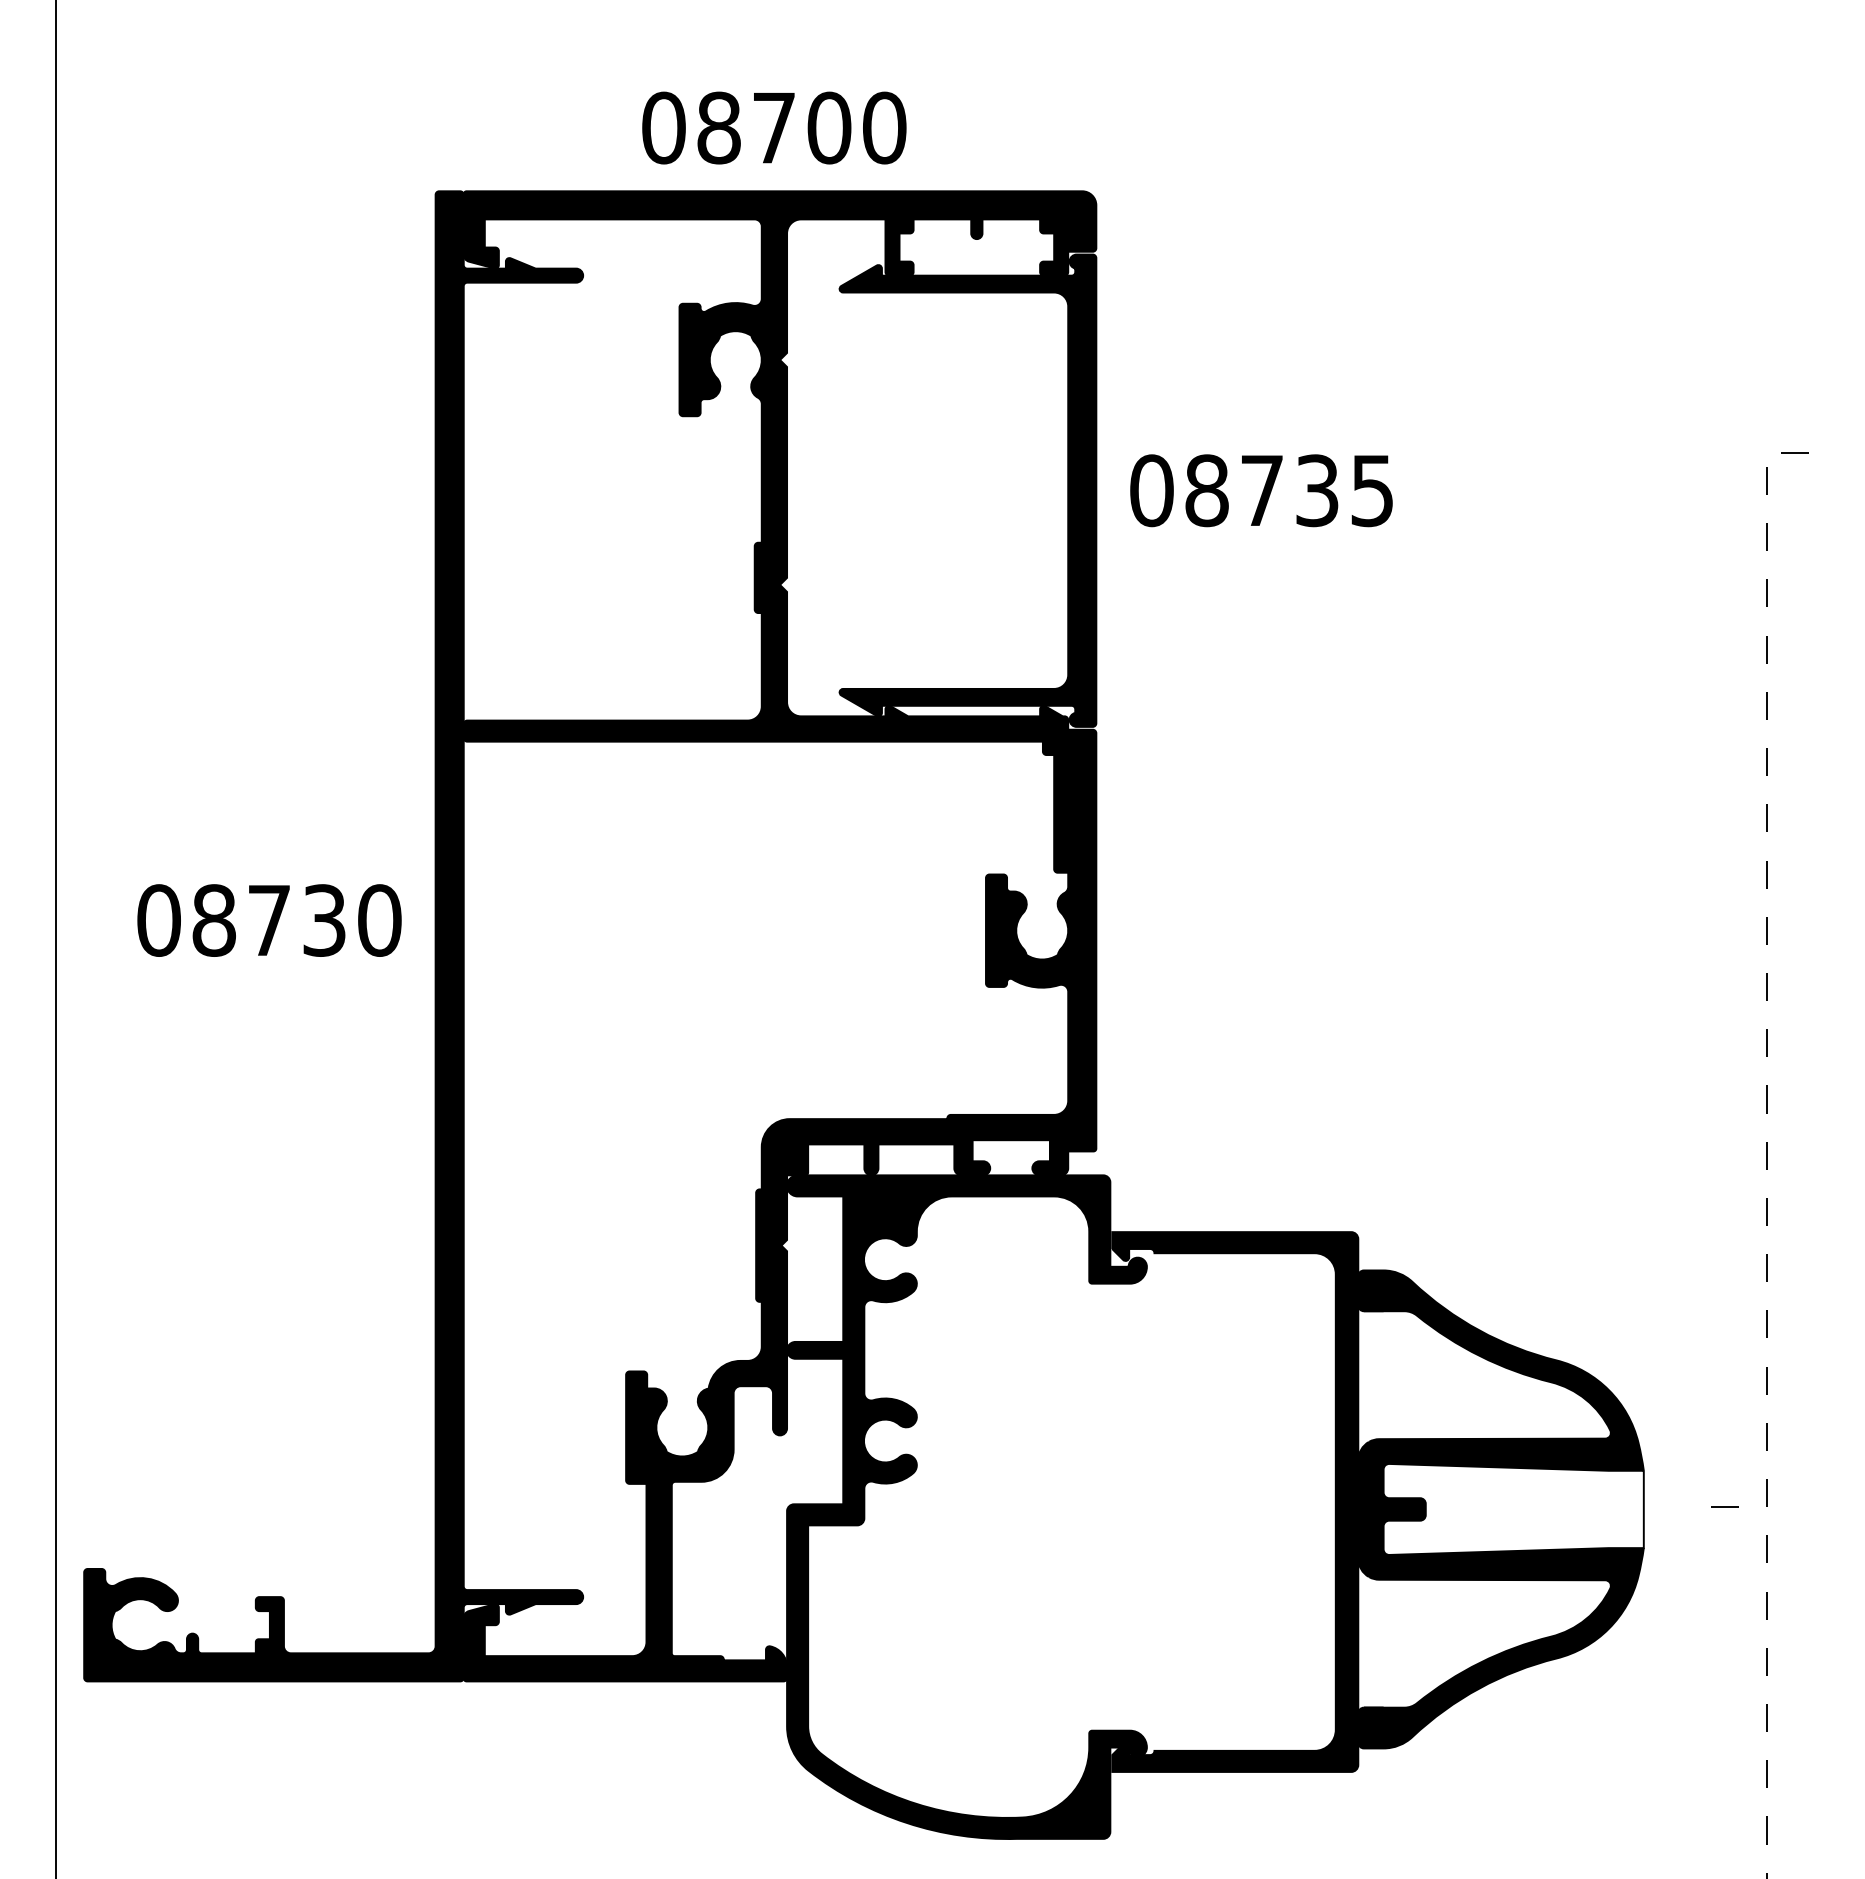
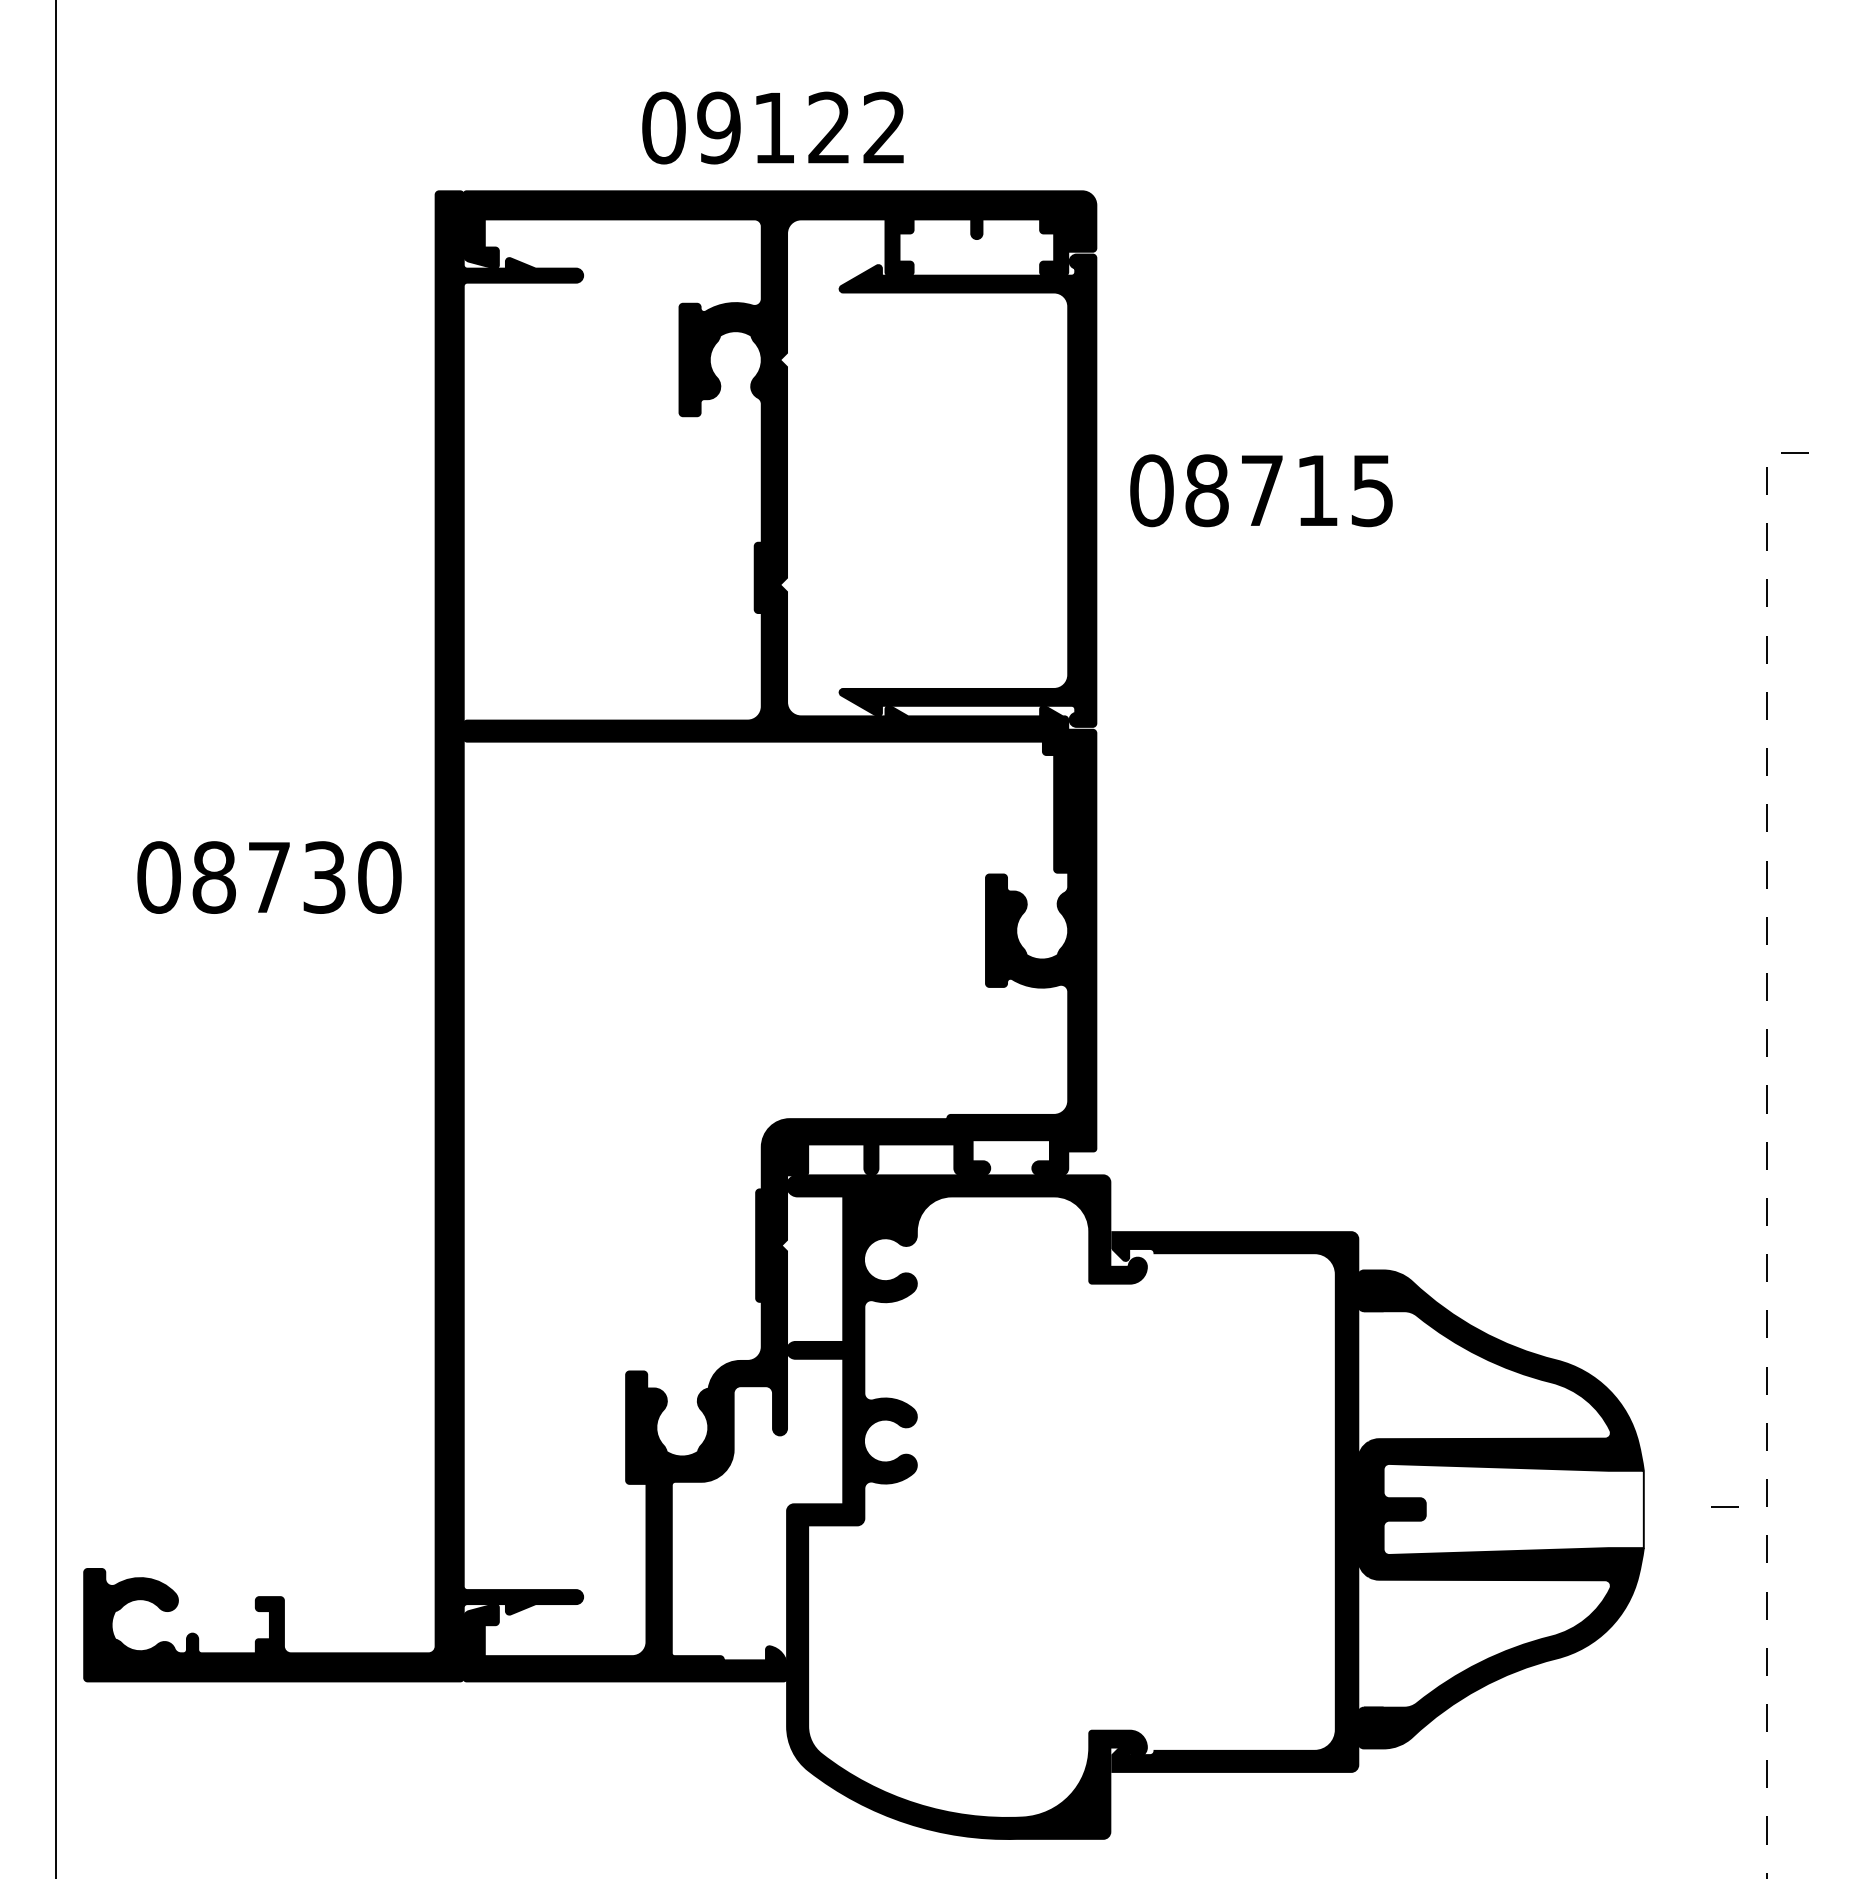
text: 08700 -> 09122 (801, 127)
text: 08735 -> 08715 (1317, 490)
text position: (269, 920) -> (269, 877) (269, 877)
